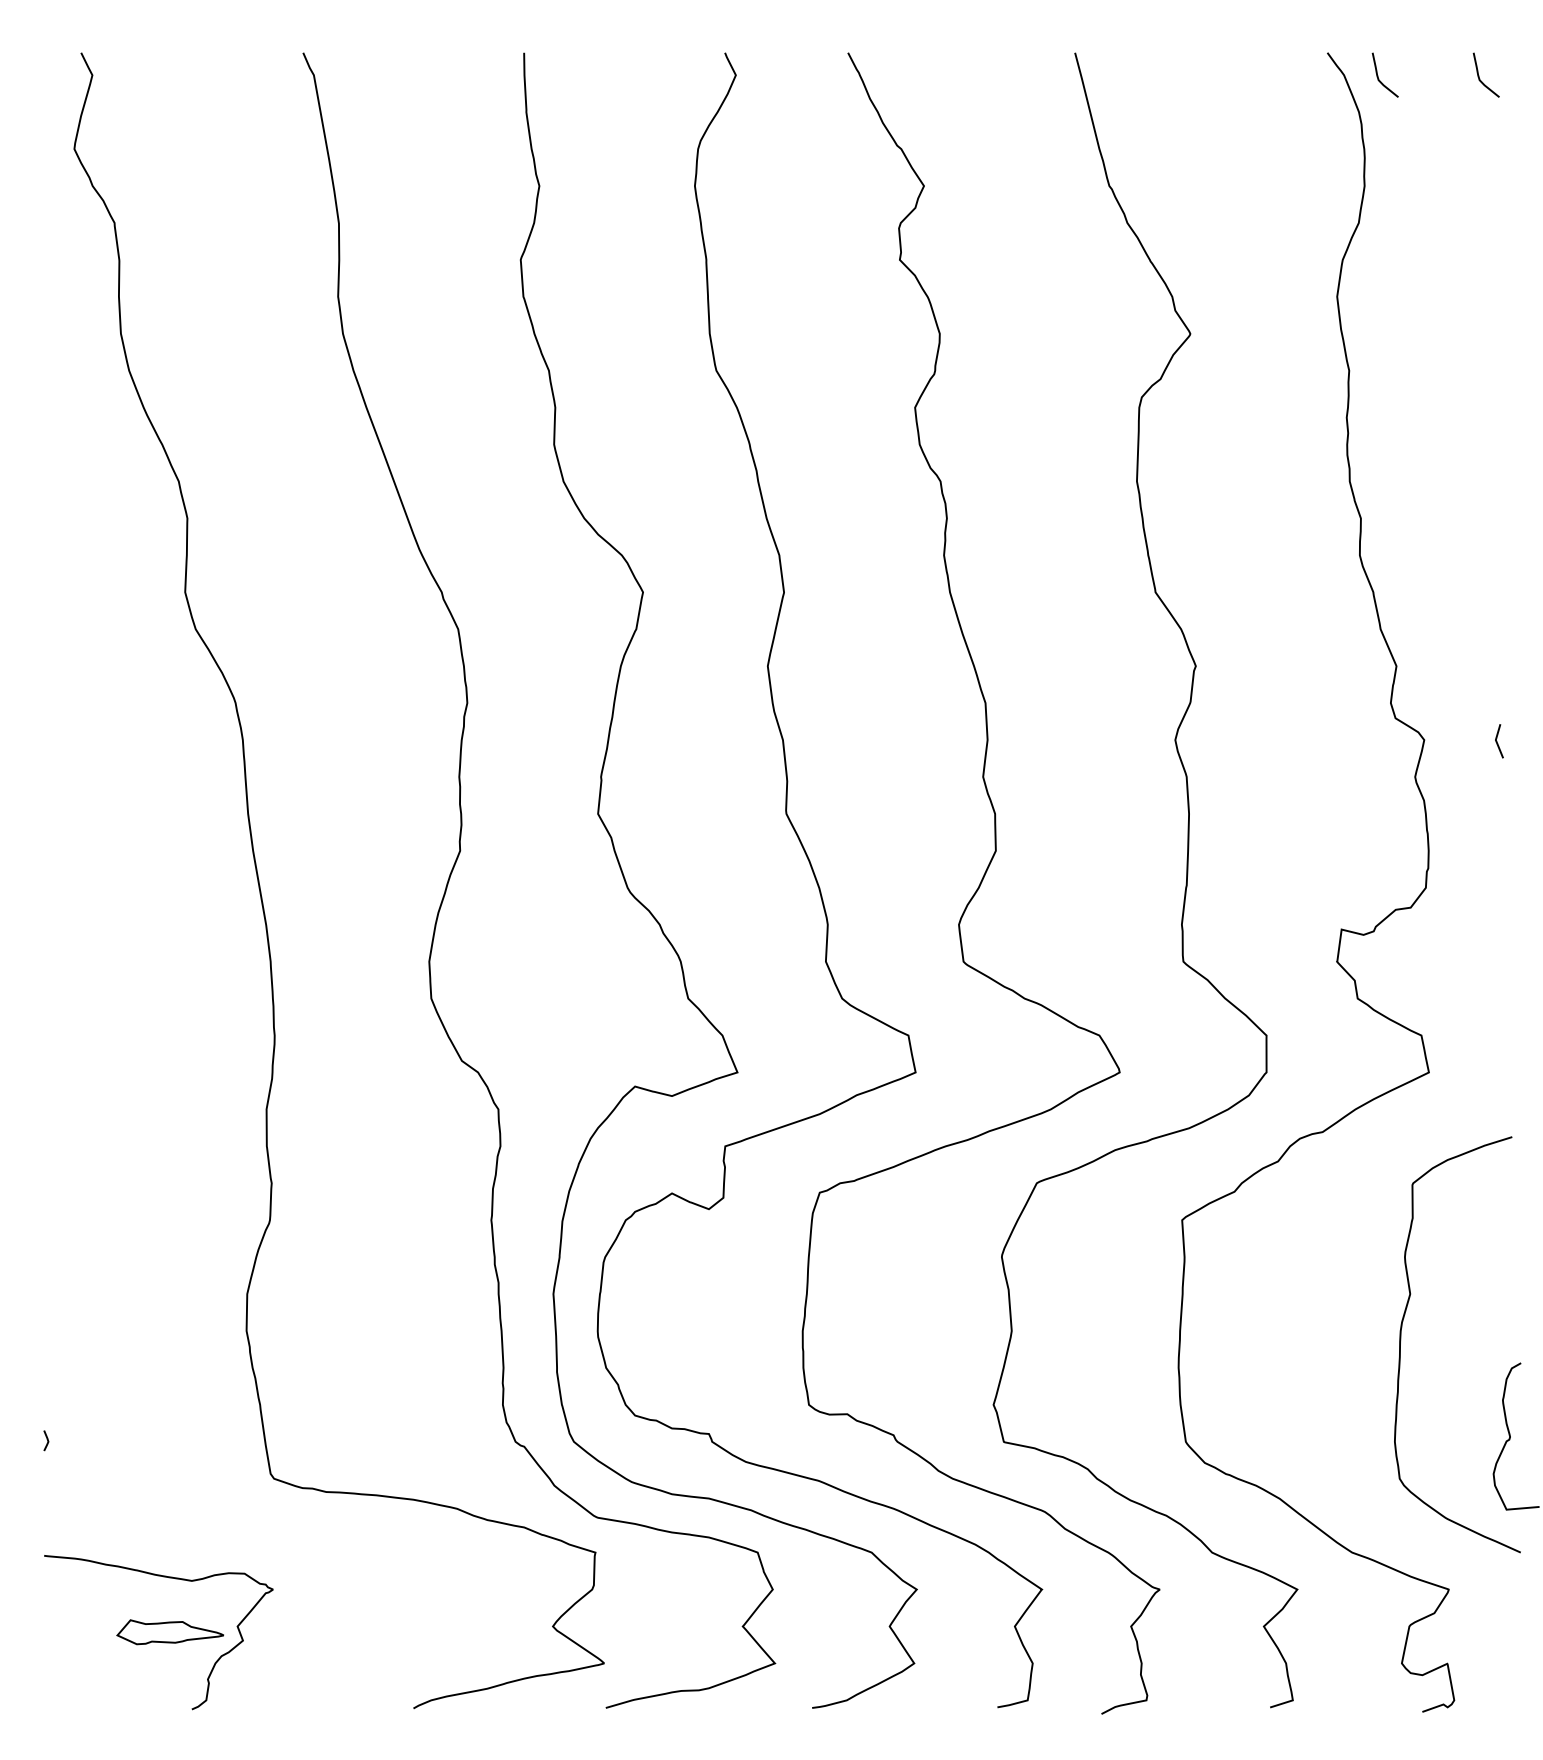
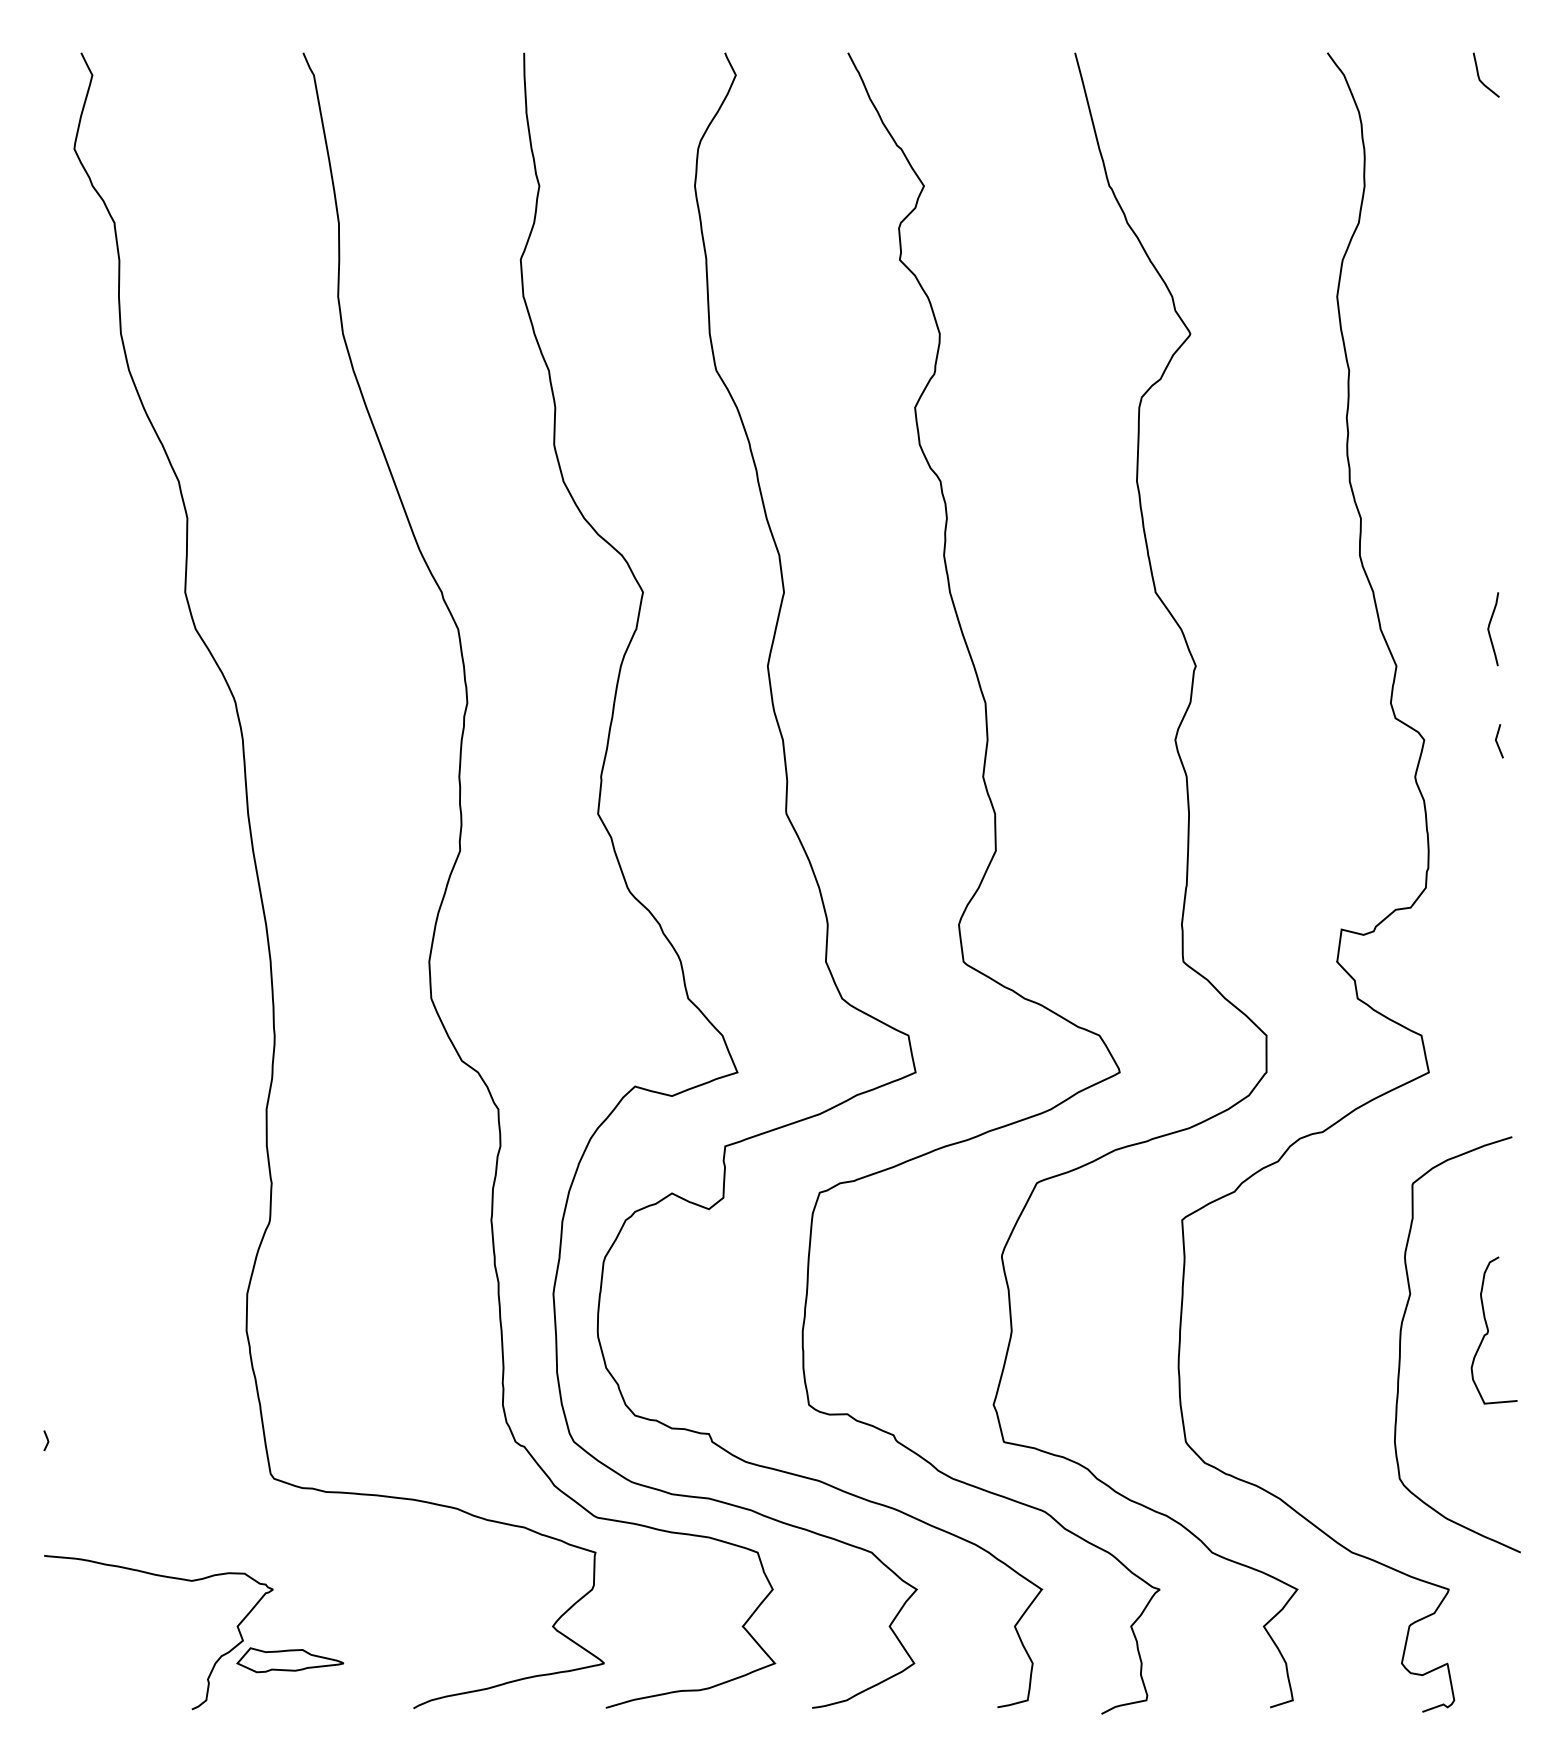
curve: present -> none (1378, 75)
curve: none -> present (1489, 629)
curve position: (1510, 1436) -> (1488, 1330) (1488, 1330)
part position: (169, 1632) -> (289, 1660) (289, 1660)
